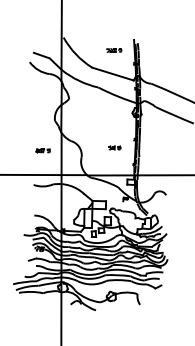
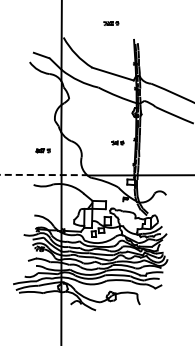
part position: (114, 50) -> (111, 23) (111, 23)
part position: (114, 147) -> (117, 142) (117, 142)
line: solid -> dashed (44, 175)
